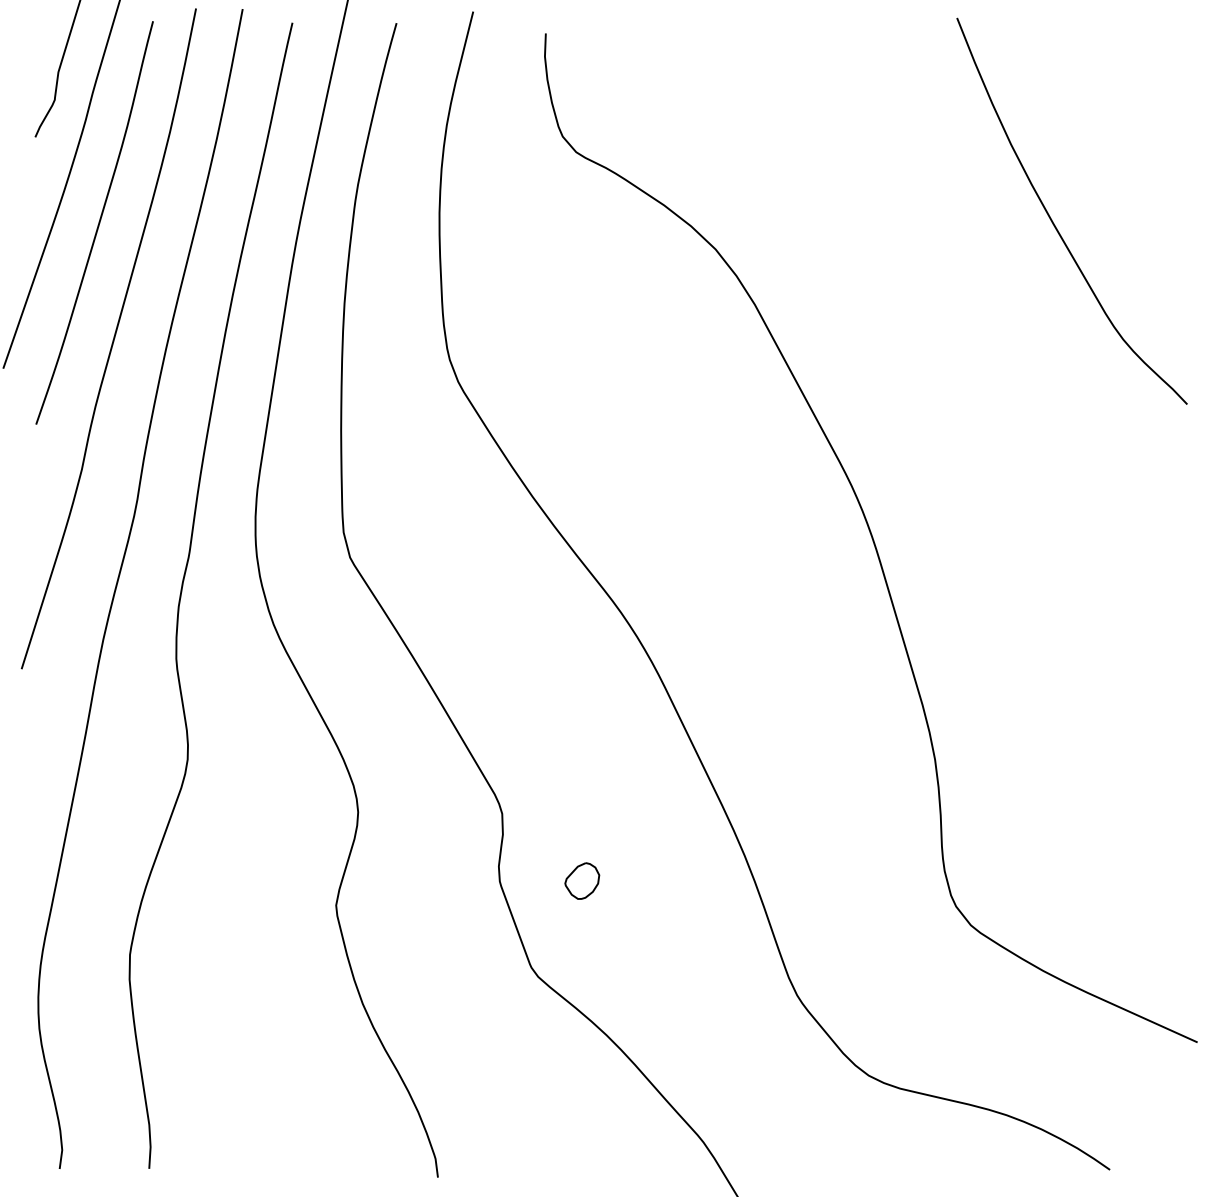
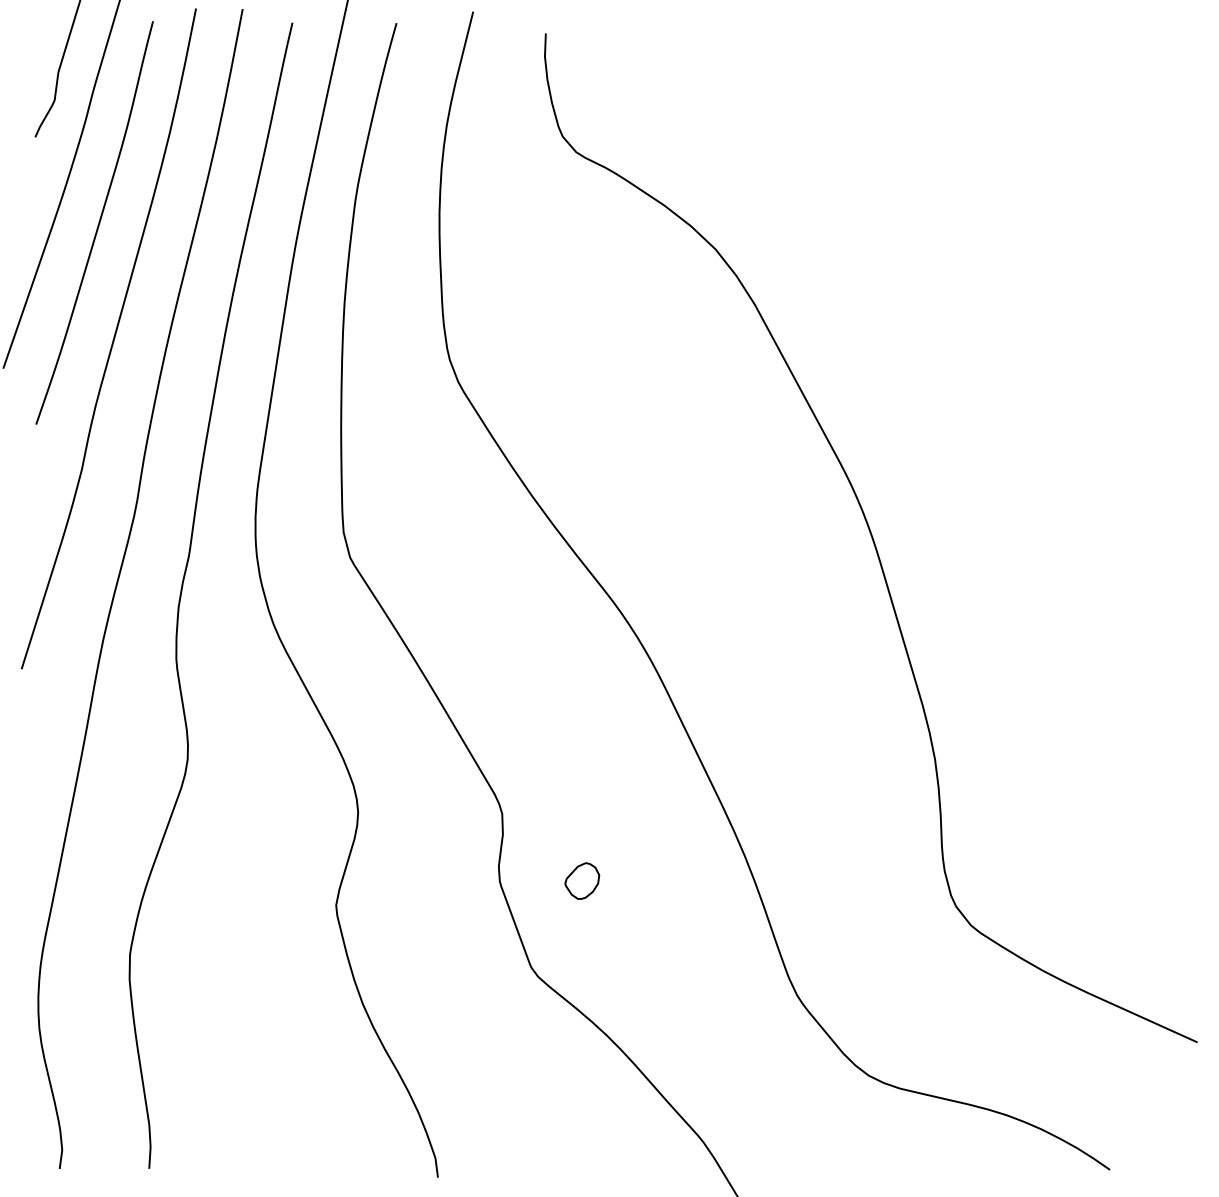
curve: present -> none (1052, 219)
